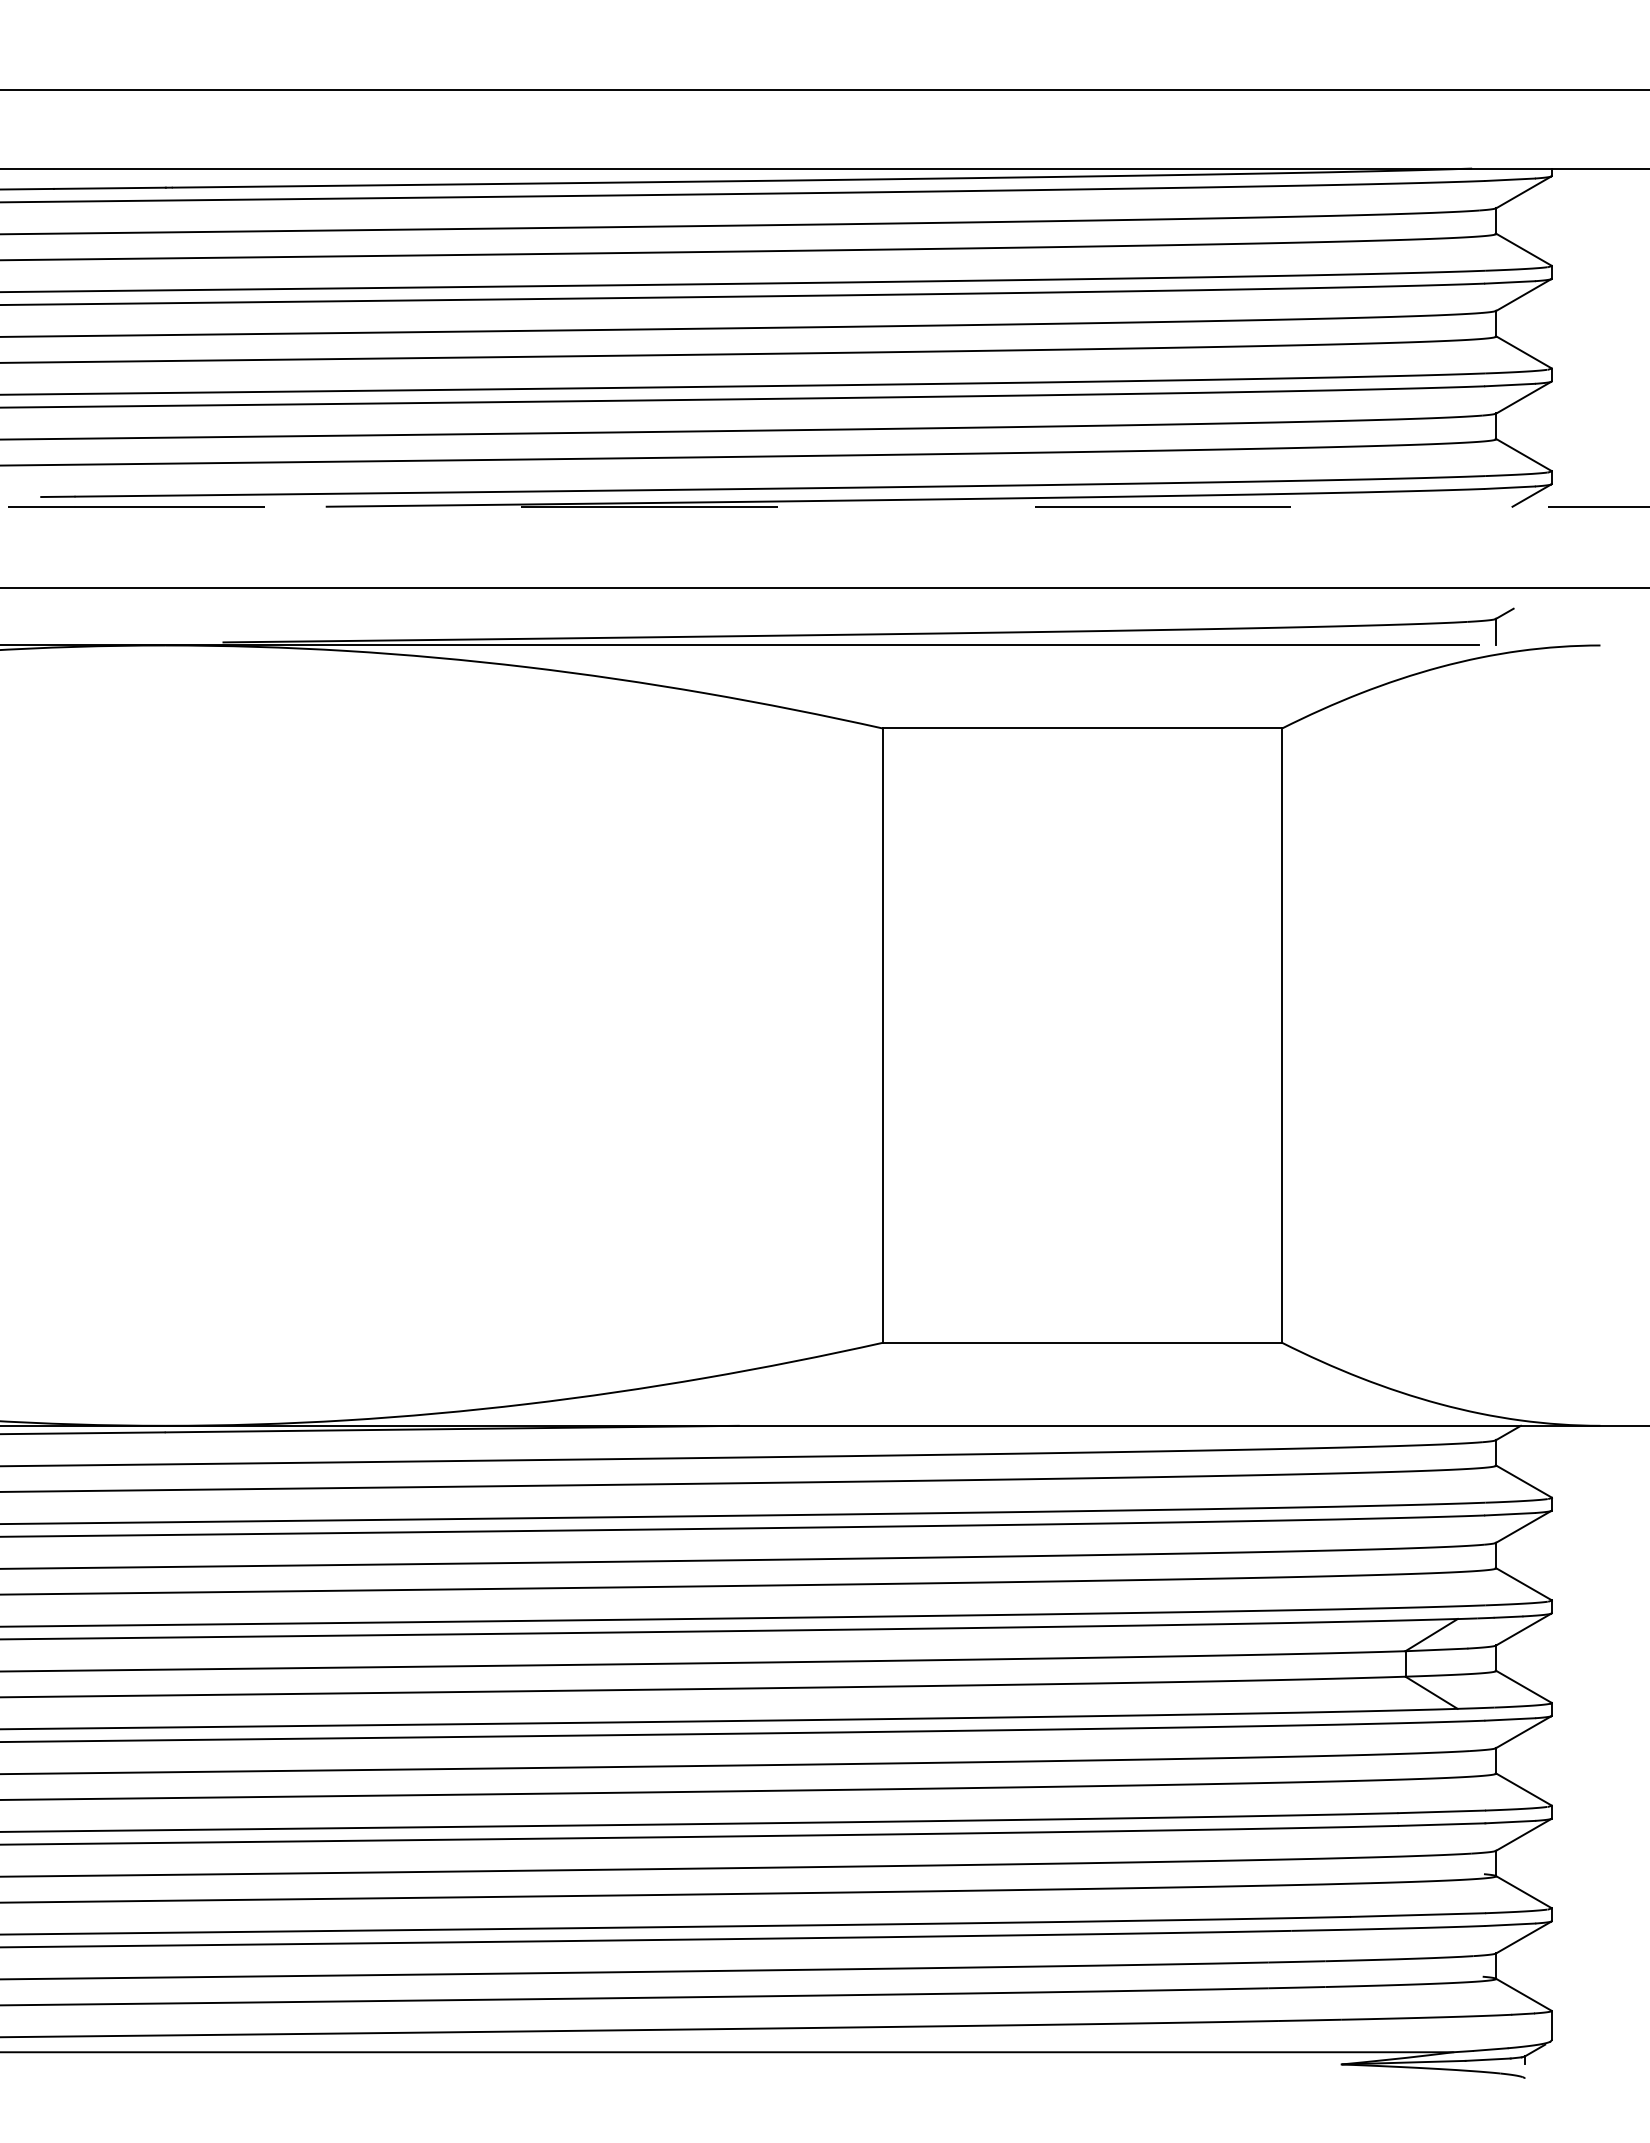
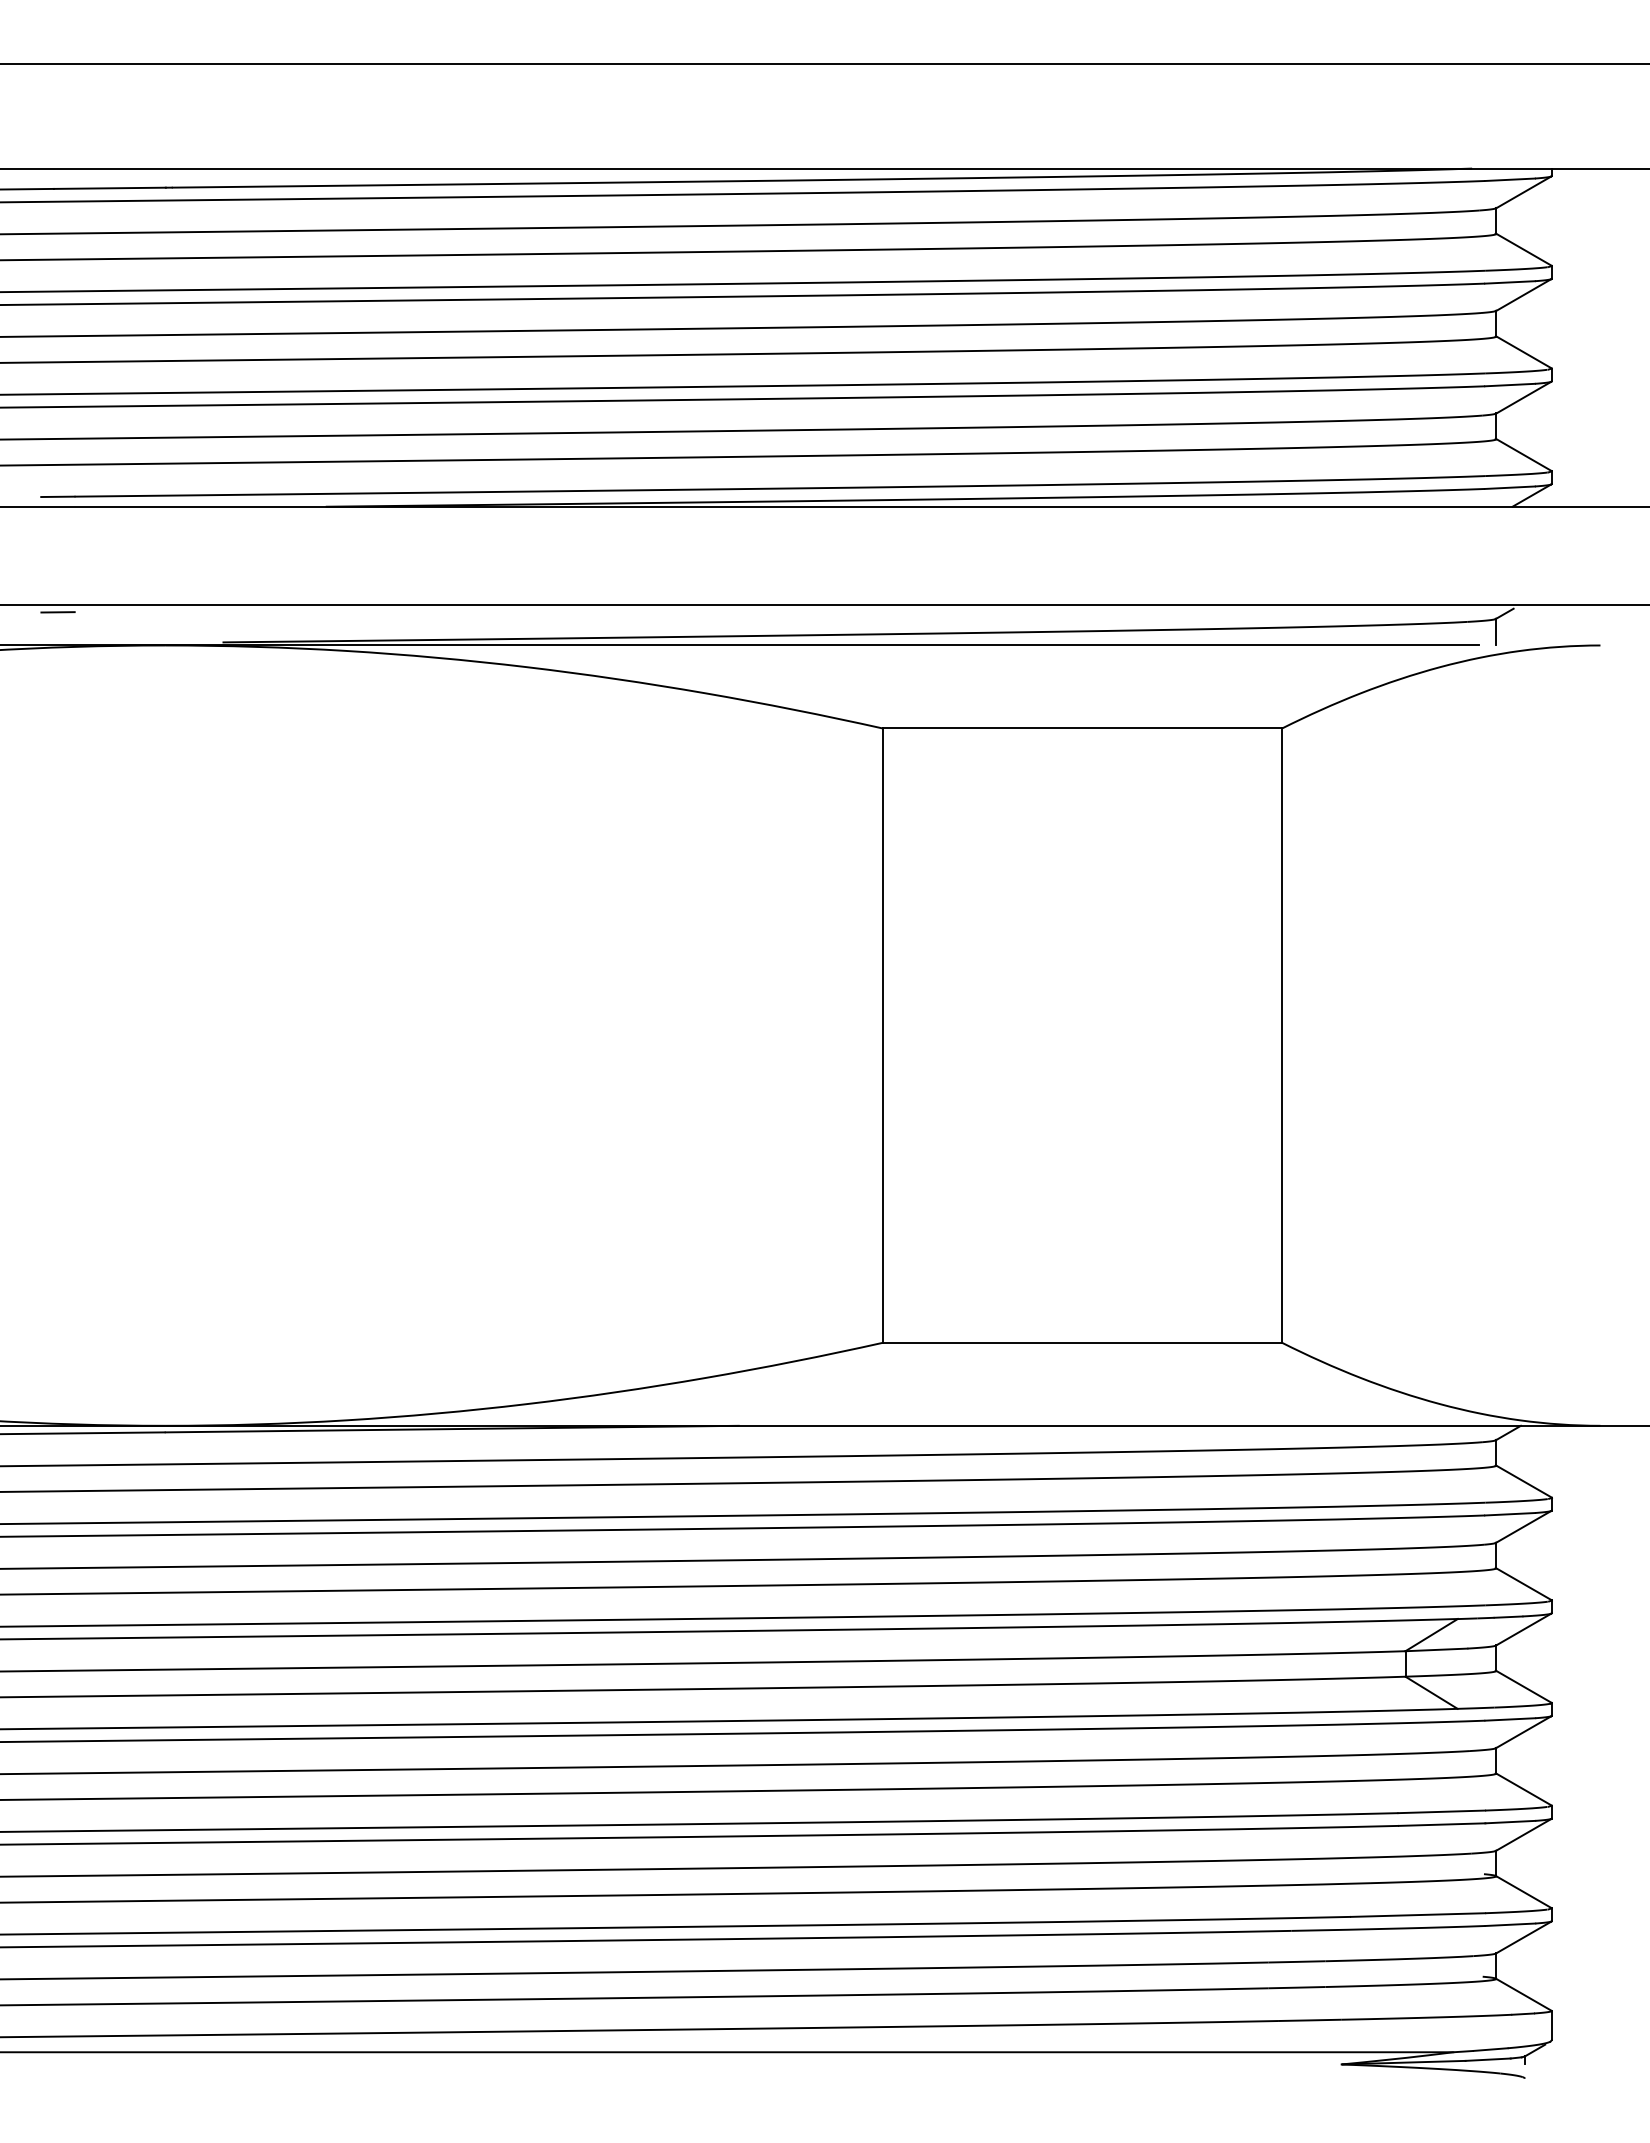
line position: (824, 90) -> (824, 64) (824, 64)
line: dashed -> solid (825, 506)
line position: (824, 588) -> (824, 605) (824, 605)
line: none -> present (57, 612)
